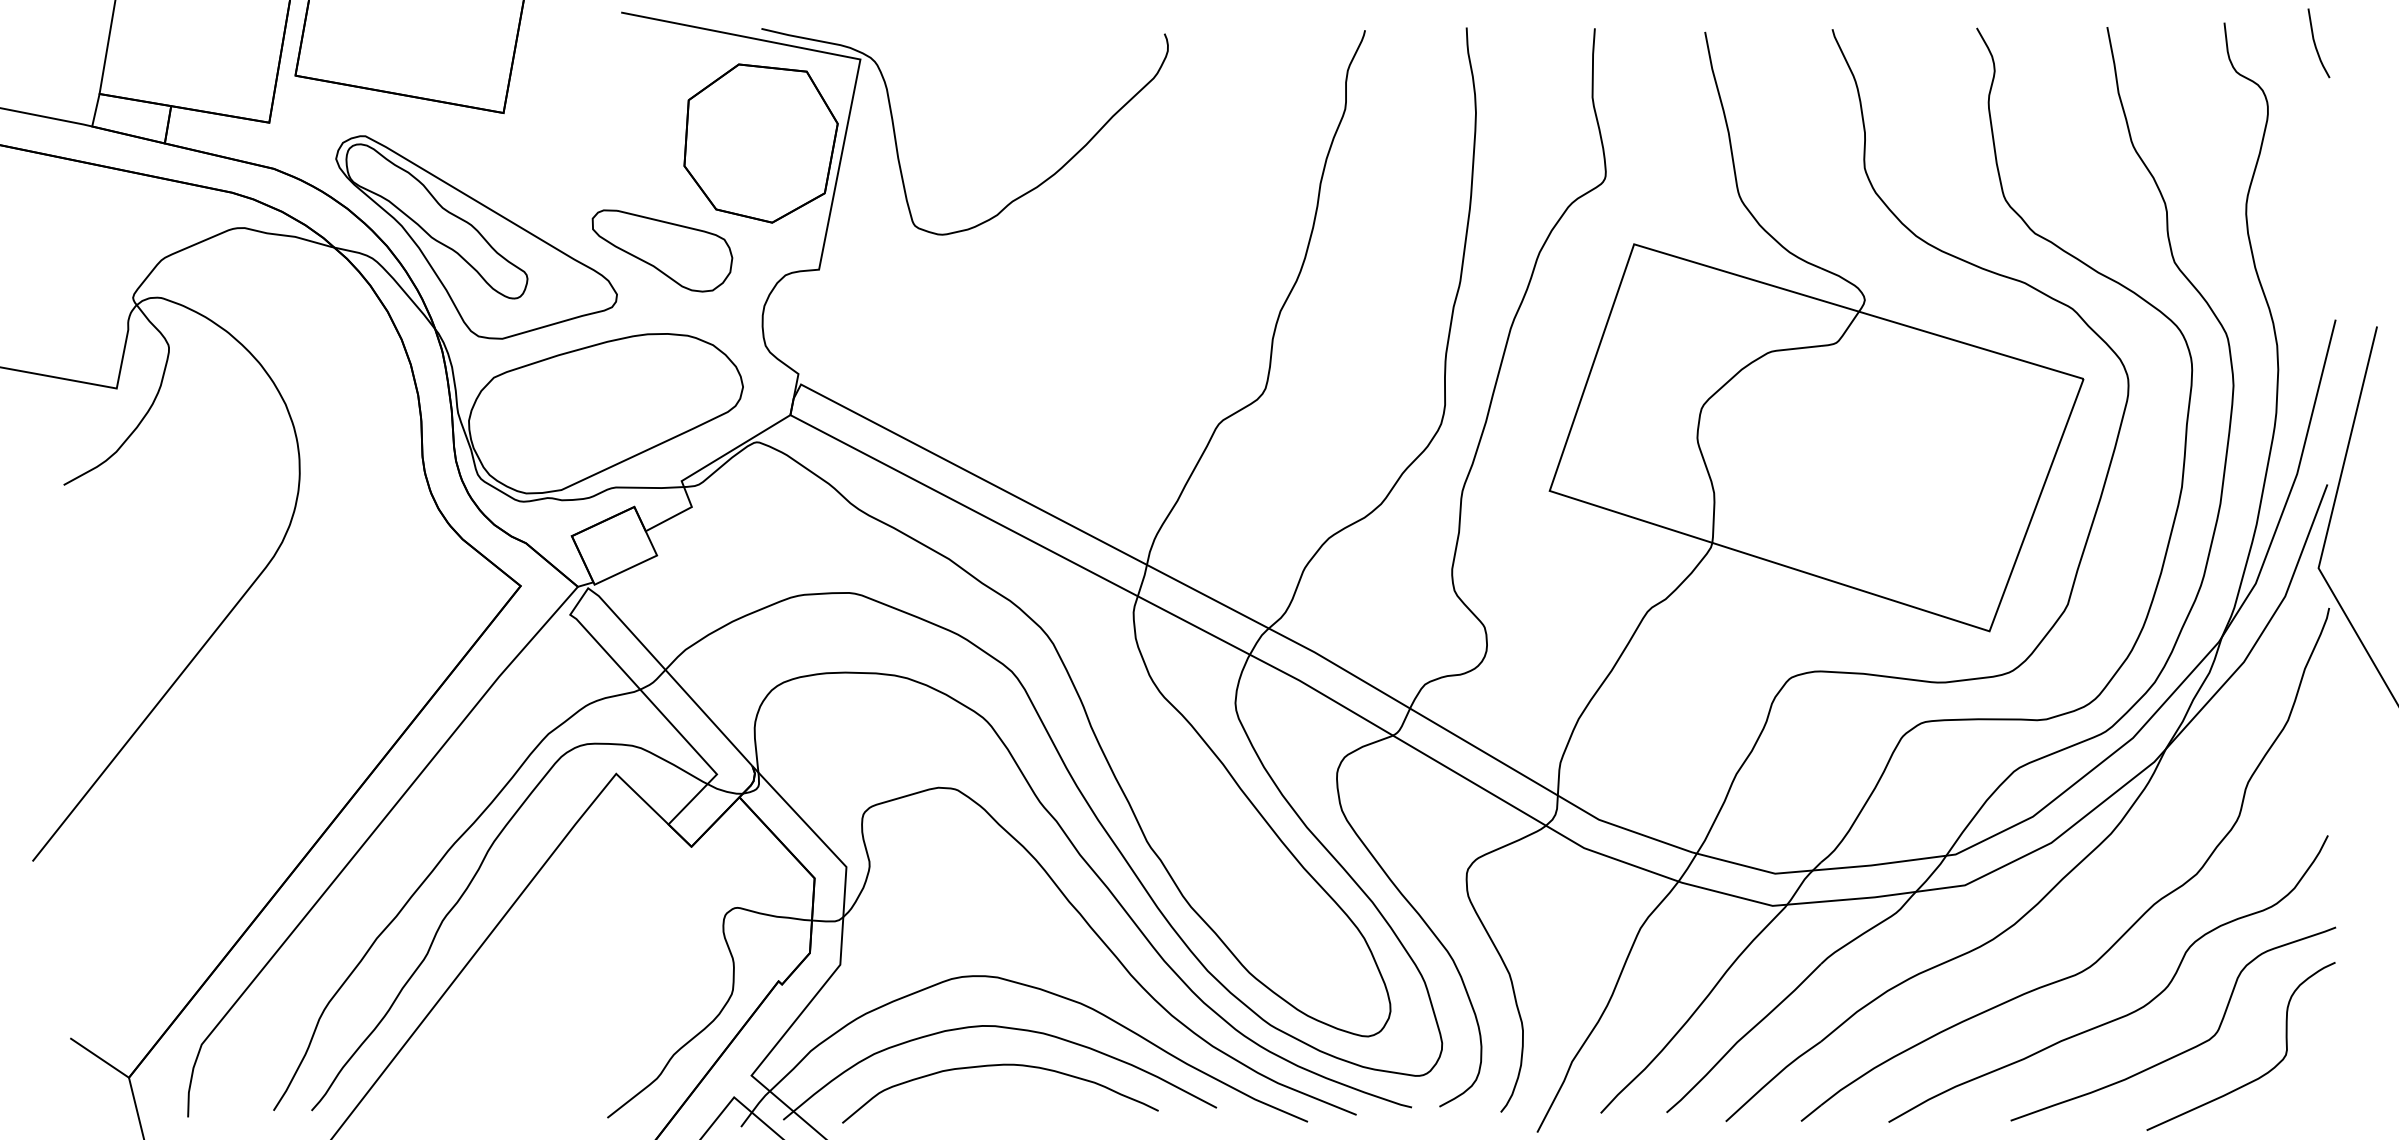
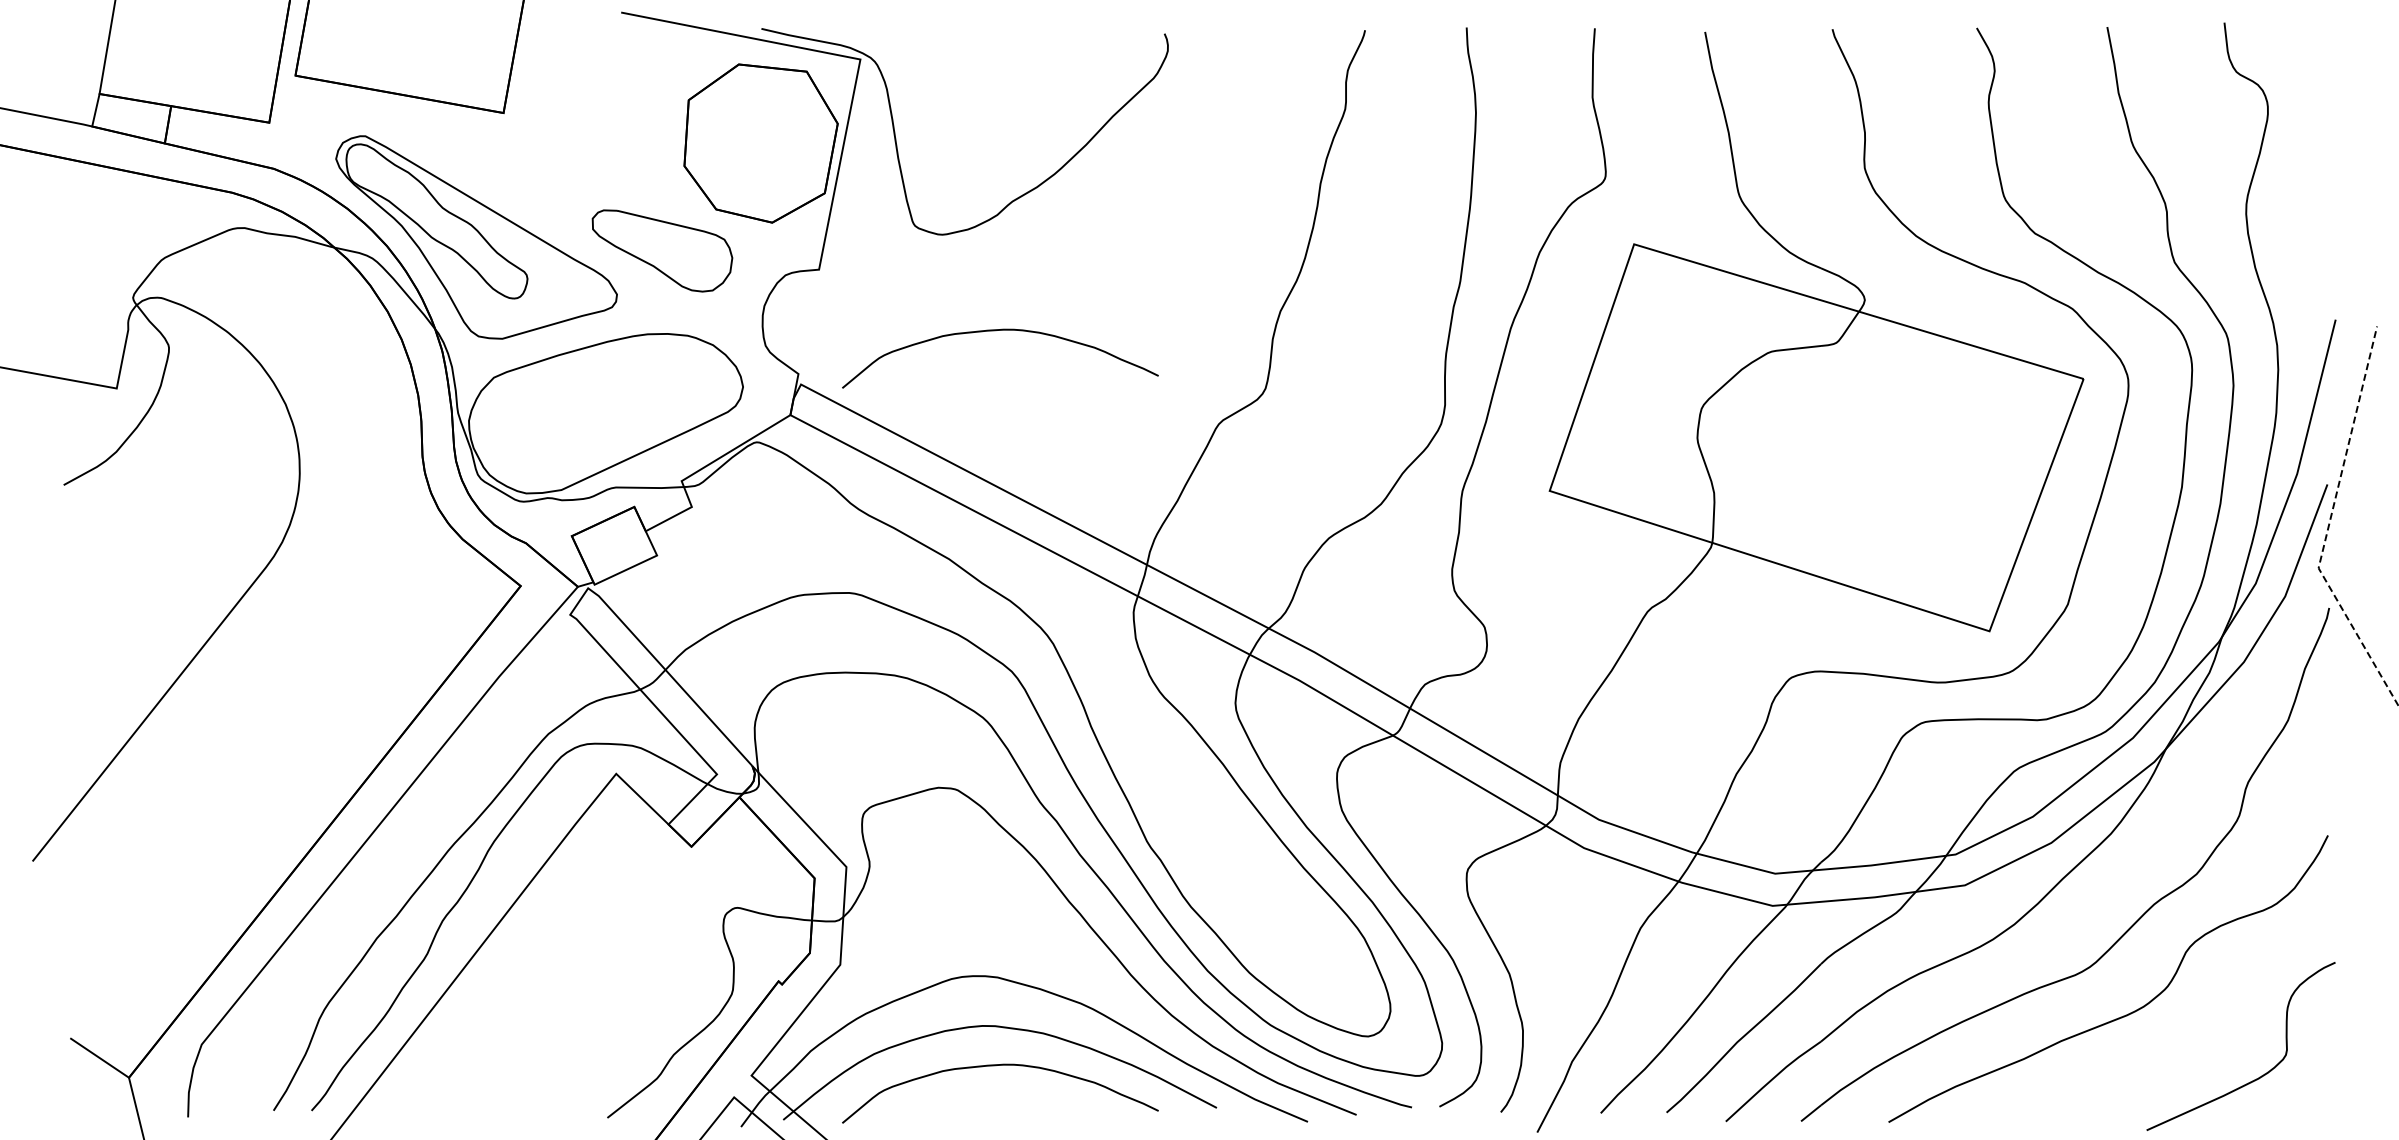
curve: present -> none (2316, 45)
curve: none -> present (995, 331)
line: solid -> dashed (2328, 525)
curve: present -> none (2187, 1049)
